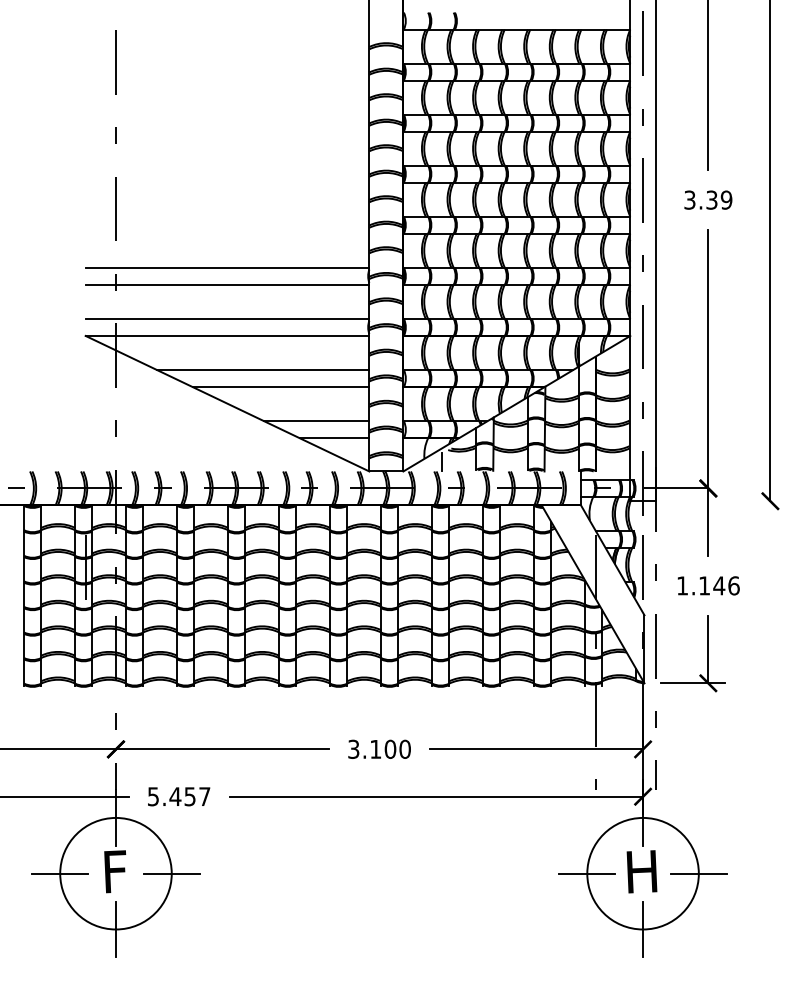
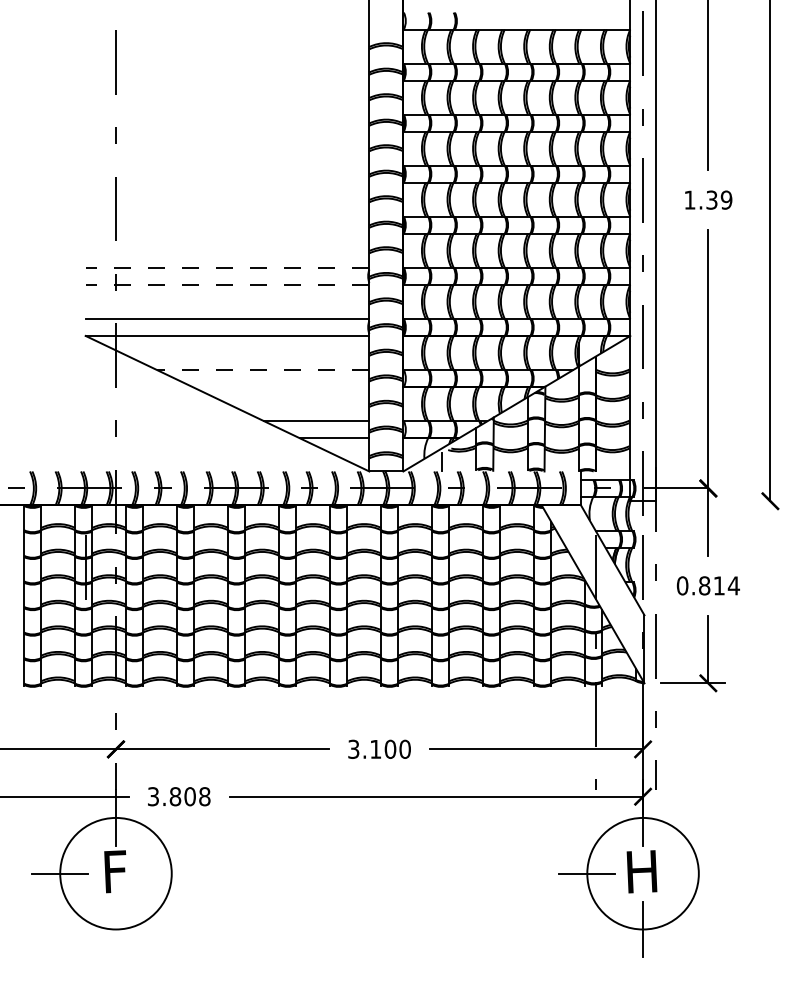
text: 3.39 -> 1.39 (689, 199)
line: solid -> dashed (227, 267)
line: solid -> dashed (227, 284)
line: solid -> dashed (262, 370)
line: present -> none (280, 387)
text: 1.146 -> 0.814 (708, 585)
text: 5.457 -> 3.808 (179, 796)
line: present -> none (171, 873)
line: present -> none (698, 873)
line: present -> none (116, 929)
